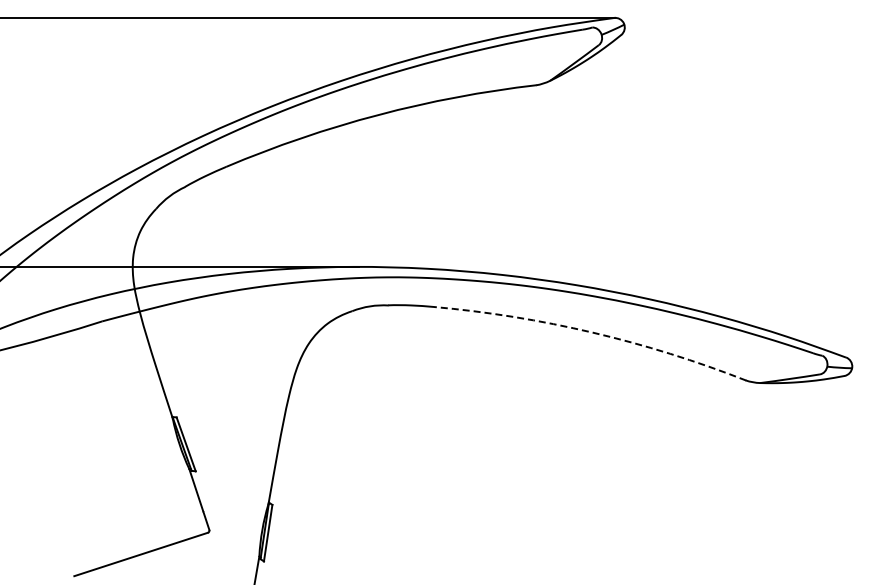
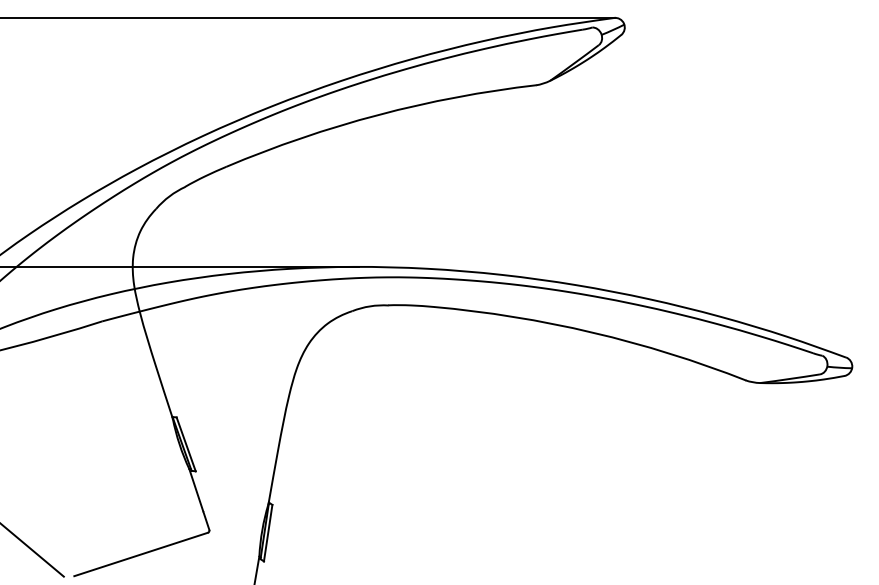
arc: dashed -> solid (592, 332)
line: none -> present (32, 550)
